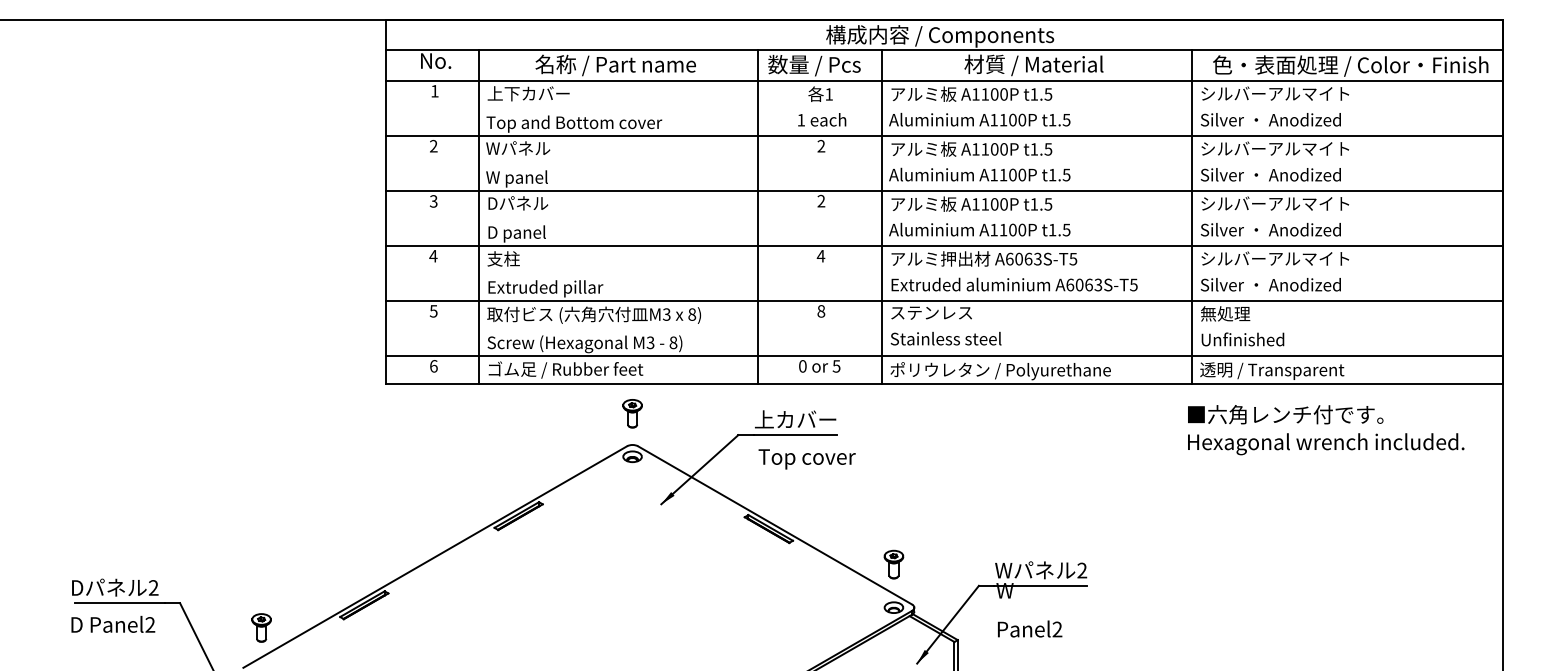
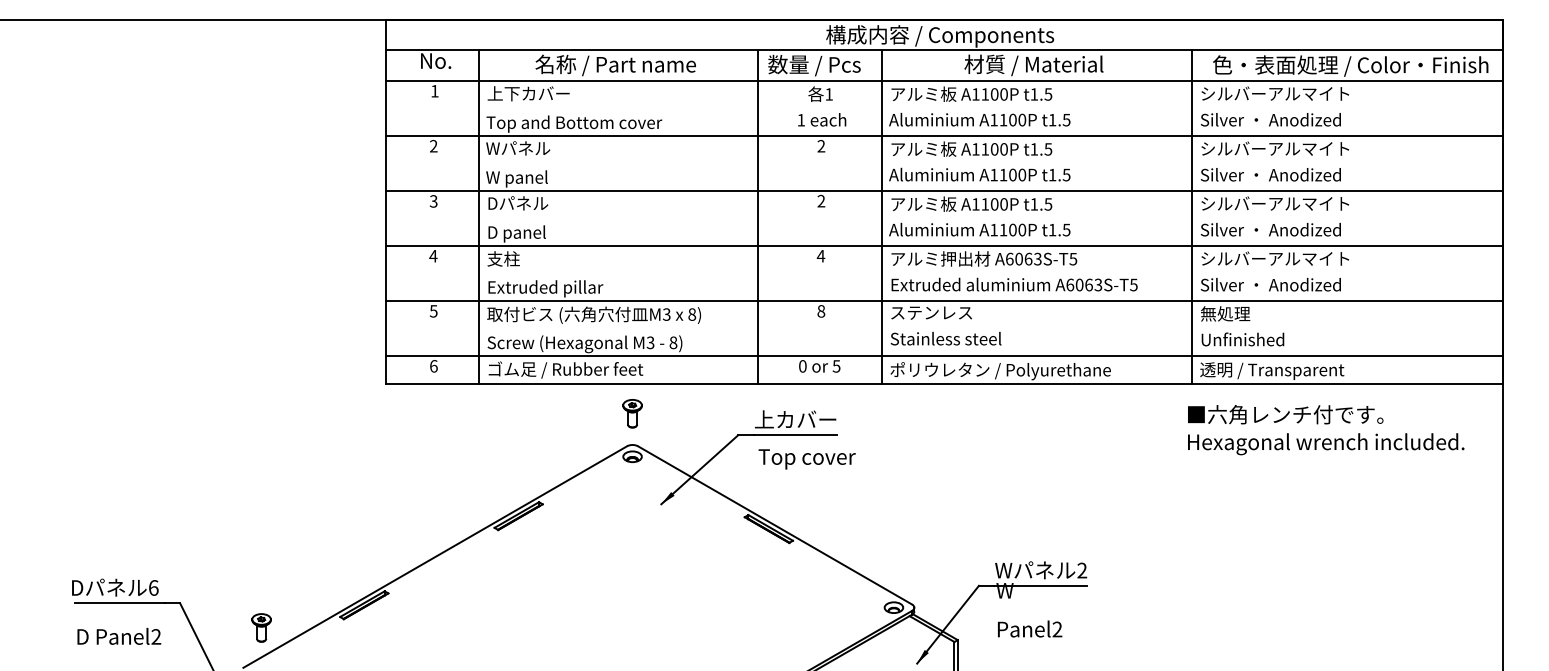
part: present -> none (893, 564)
text: 2 -> 6 (153, 587)
text position: (113, 623) -> (119, 635) (119, 635)
